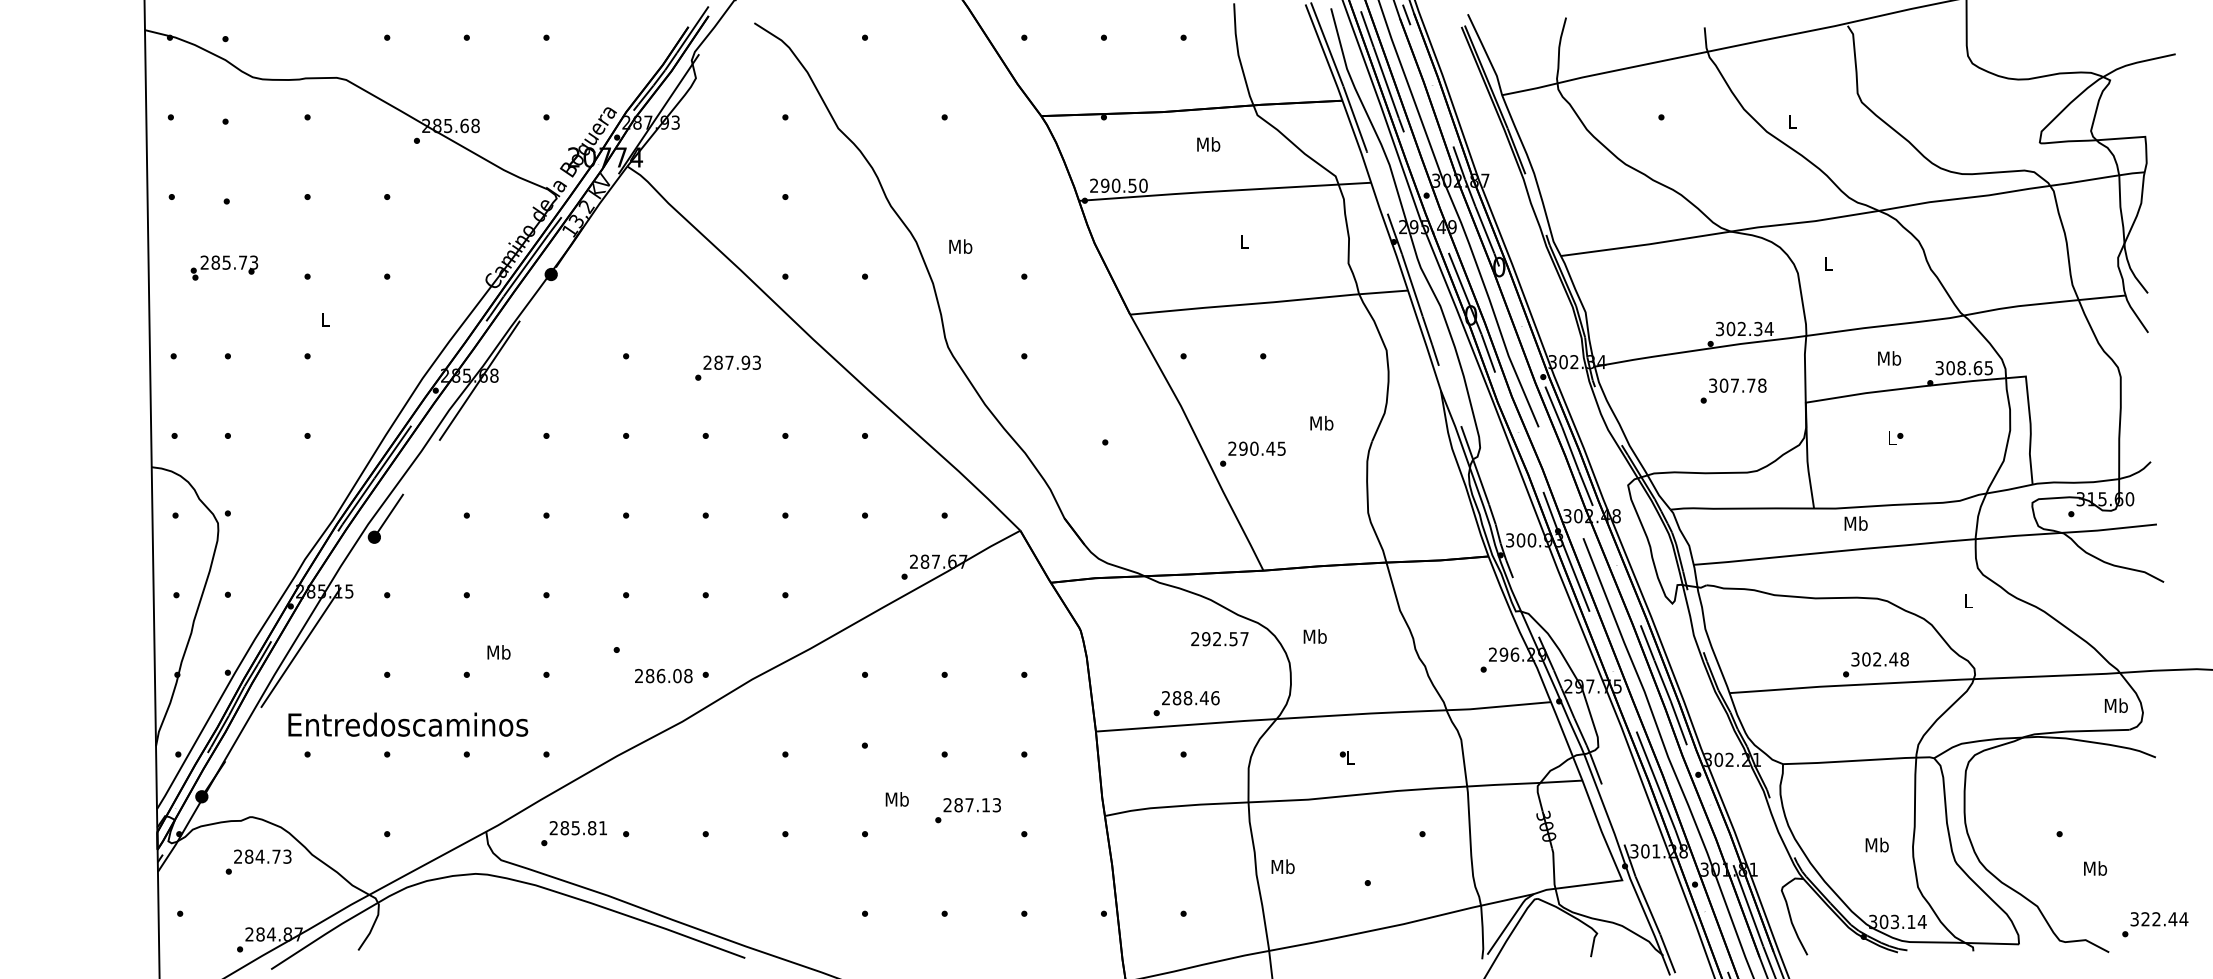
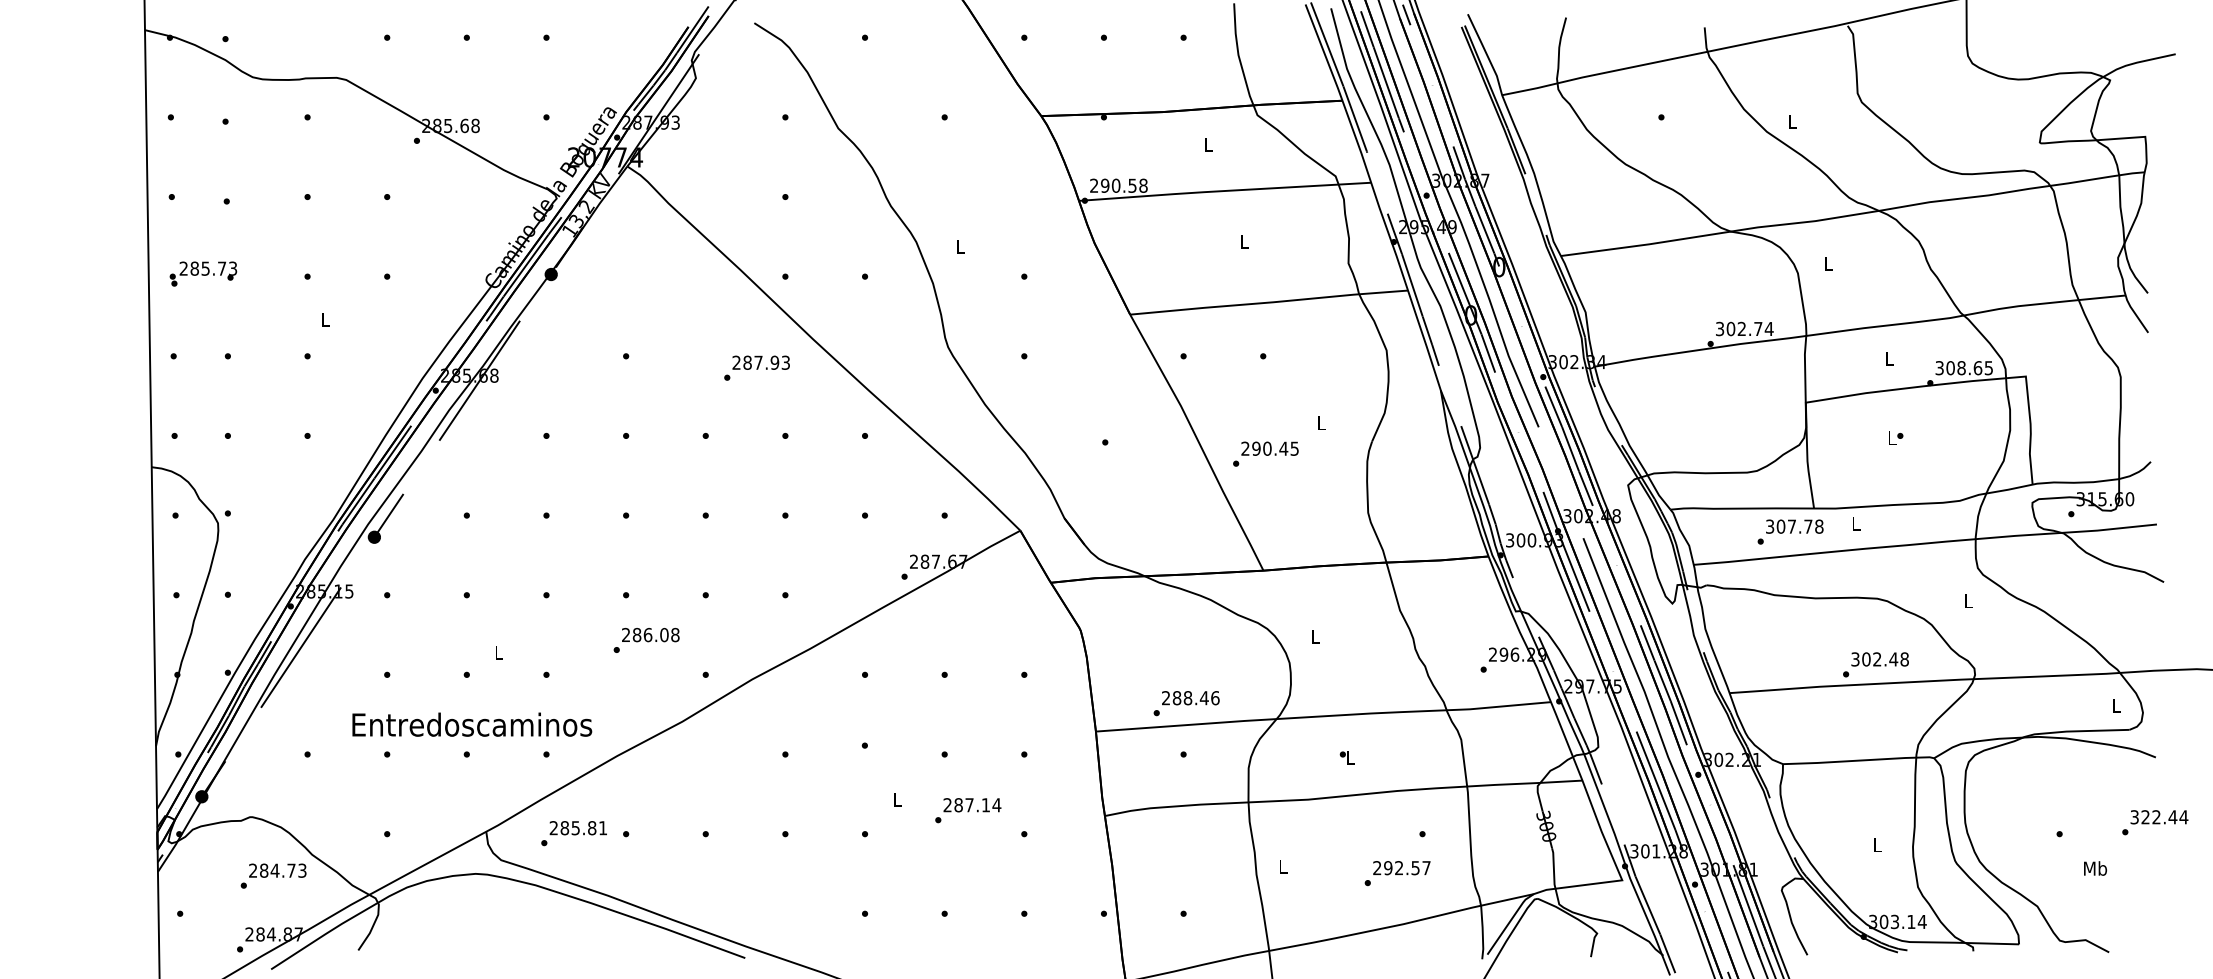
text: Mb -> L (1208, 144)
text: 290.50 -> 290.58 (1143, 185)
text: Mb -> L (960, 246)
text position: (224, 267) -> (203, 273) (203, 273)
text: 302.34 -> 302.74 (1758, 328)
text: Mb -> L (1889, 358)
text position: (727, 367) -> (756, 367) (756, 367)
text position: (1733, 390) -> (1790, 531) (1790, 531)
text: Mb -> L (1321, 423)
text position: (1252, 453) -> (1265, 453) (1265, 453)
text: Mb -> L (1855, 523)
text: Mb -> L (1314, 636)
text position: (1219, 639) -> (1401, 868) (1401, 868)
text: Mb -> L (498, 652)
text position: (663, 676) -> (650, 635) (650, 635)
text: Mb -> L (2115, 705)
text position: (408, 724) -> (472, 724) (472, 724)
text: Mb -> L (896, 799)
text: 287.13 -> 287.14 (996, 805)
text: Mb -> L (1876, 844)
text position: (258, 861) -> (273, 875) (273, 875)
text: Mb -> L (1282, 866)
text position: (2155, 924) -> (2155, 822) (2155, 822)
